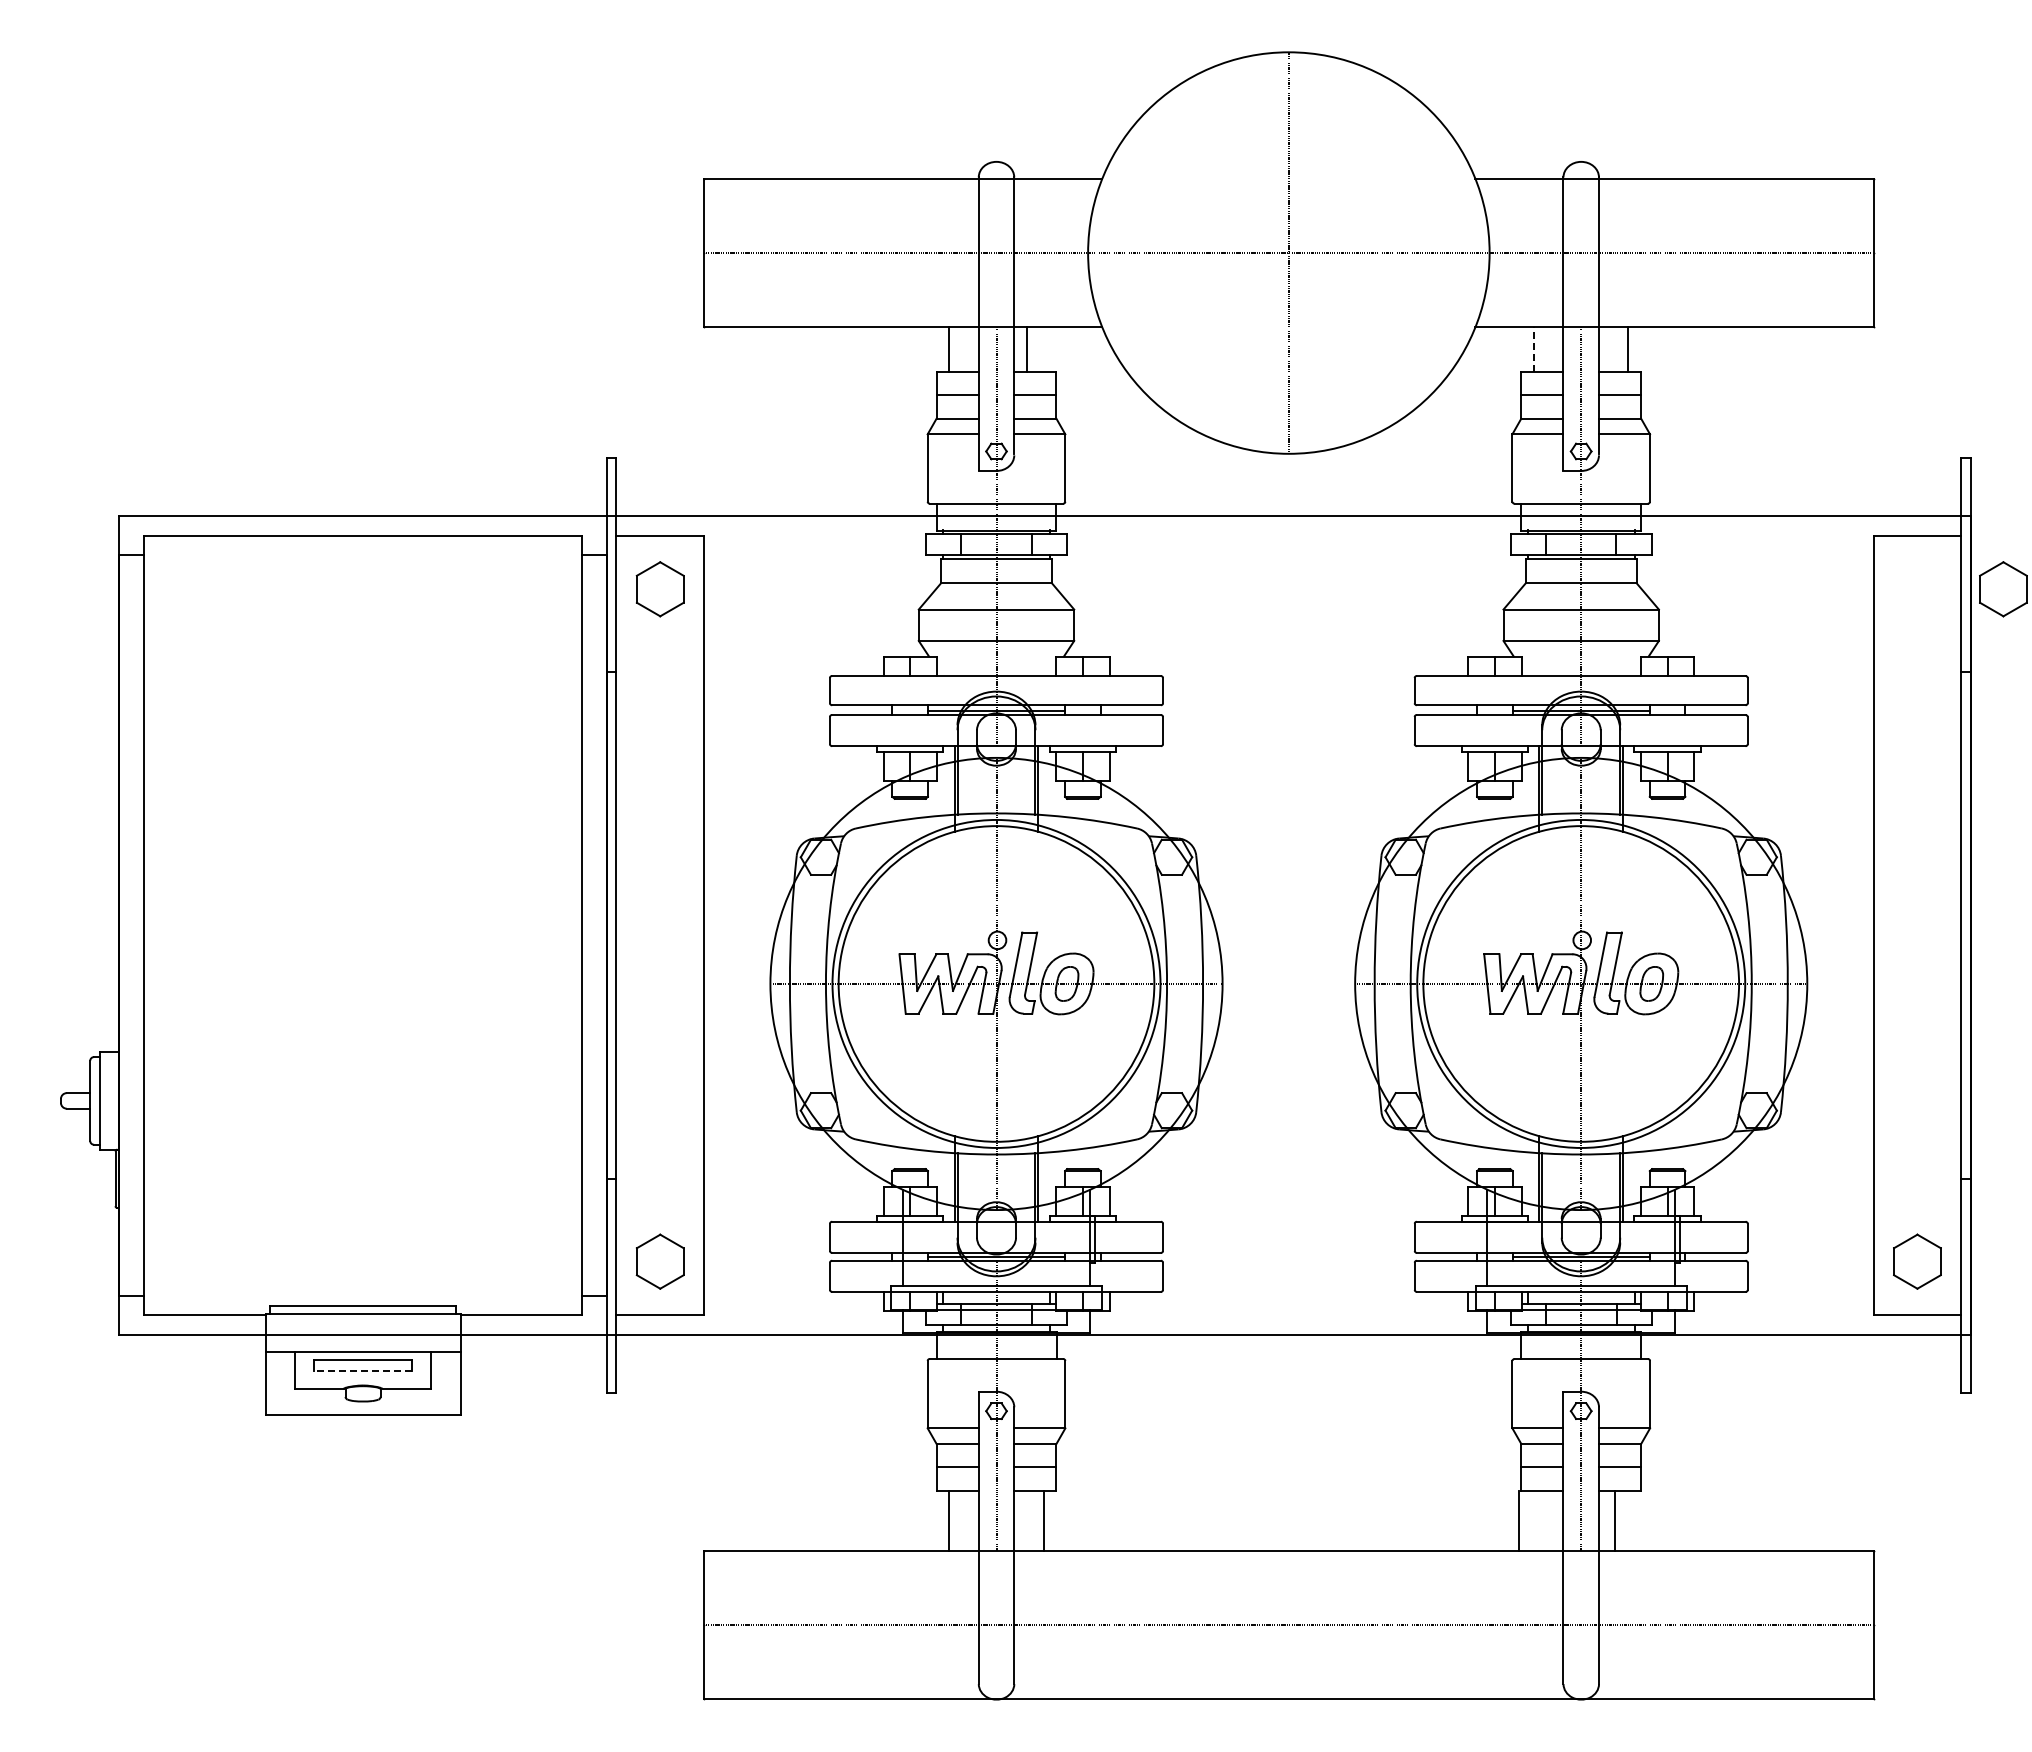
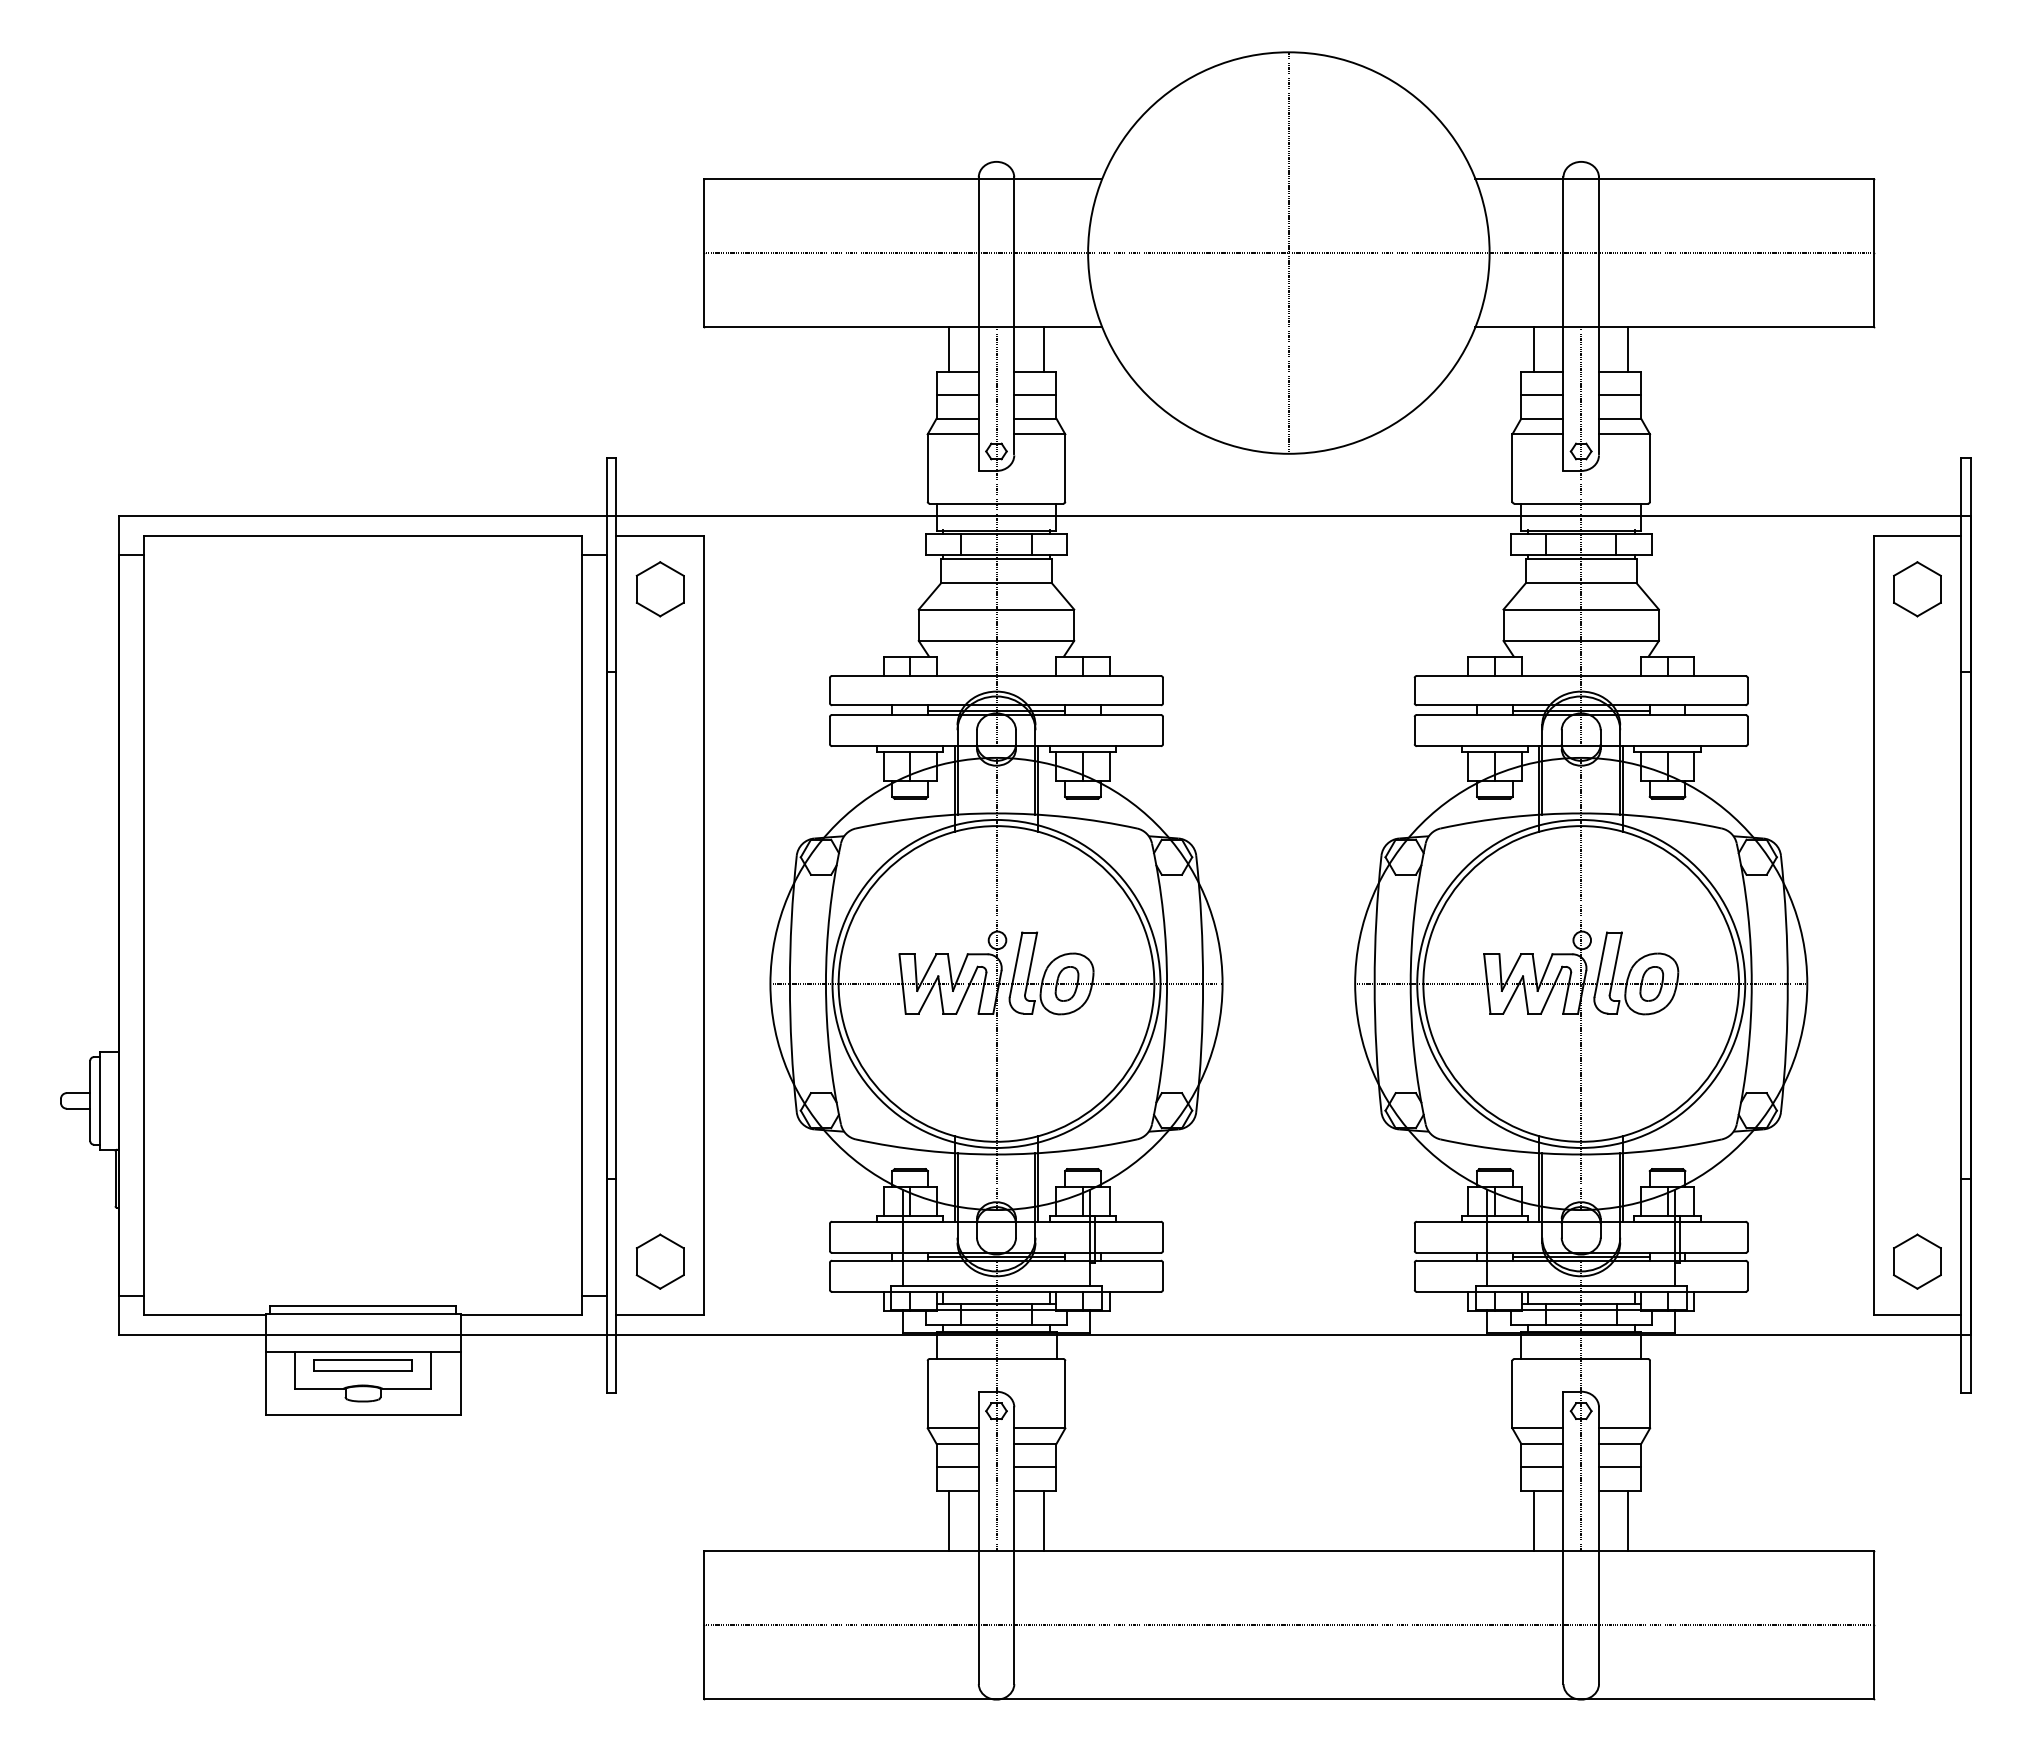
line position: (1026, 349) -> (1043, 349) (1043, 349)
line: dashed -> solid (1534, 349)
part position: (2003, 589) -> (1917, 589) (1917, 589)
line: dashed -> solid (363, 1370)
line position: (1519, 1520) -> (1534, 1520) (1534, 1520)
line position: (1615, 1520) -> (1628, 1520) (1628, 1520)
